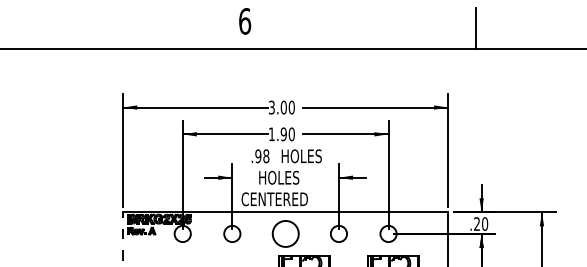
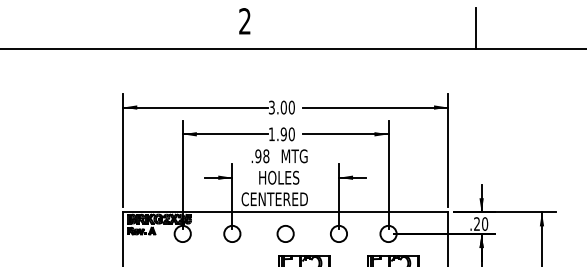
text: 6 -> 2 (245, 21)
text: HOLES -> MTG (302, 156)
circle size: 29x28 px -> 19x18 px (285, 233)
line: dashed -> solid (123, 239)
